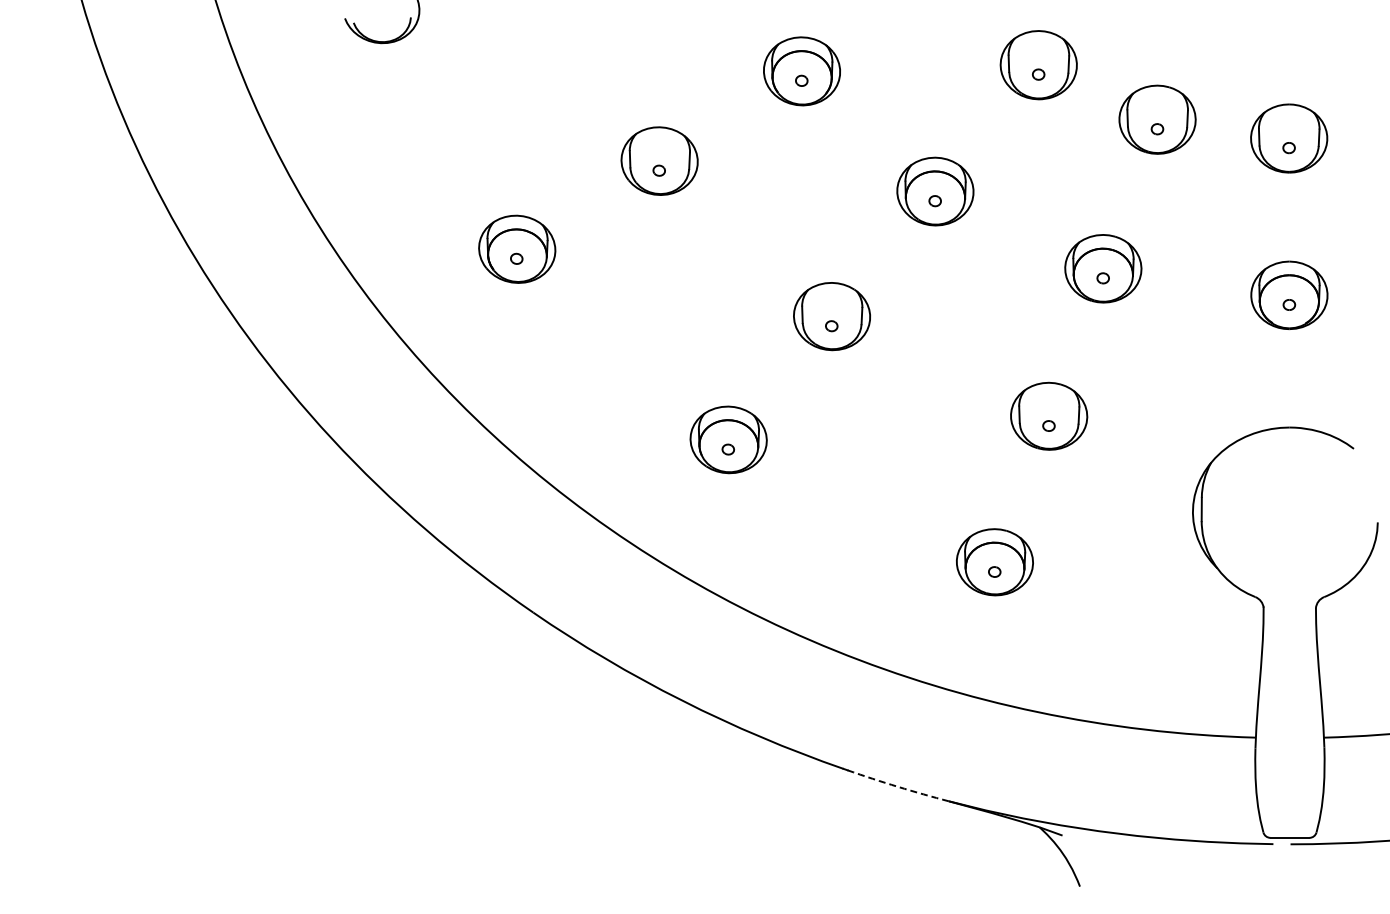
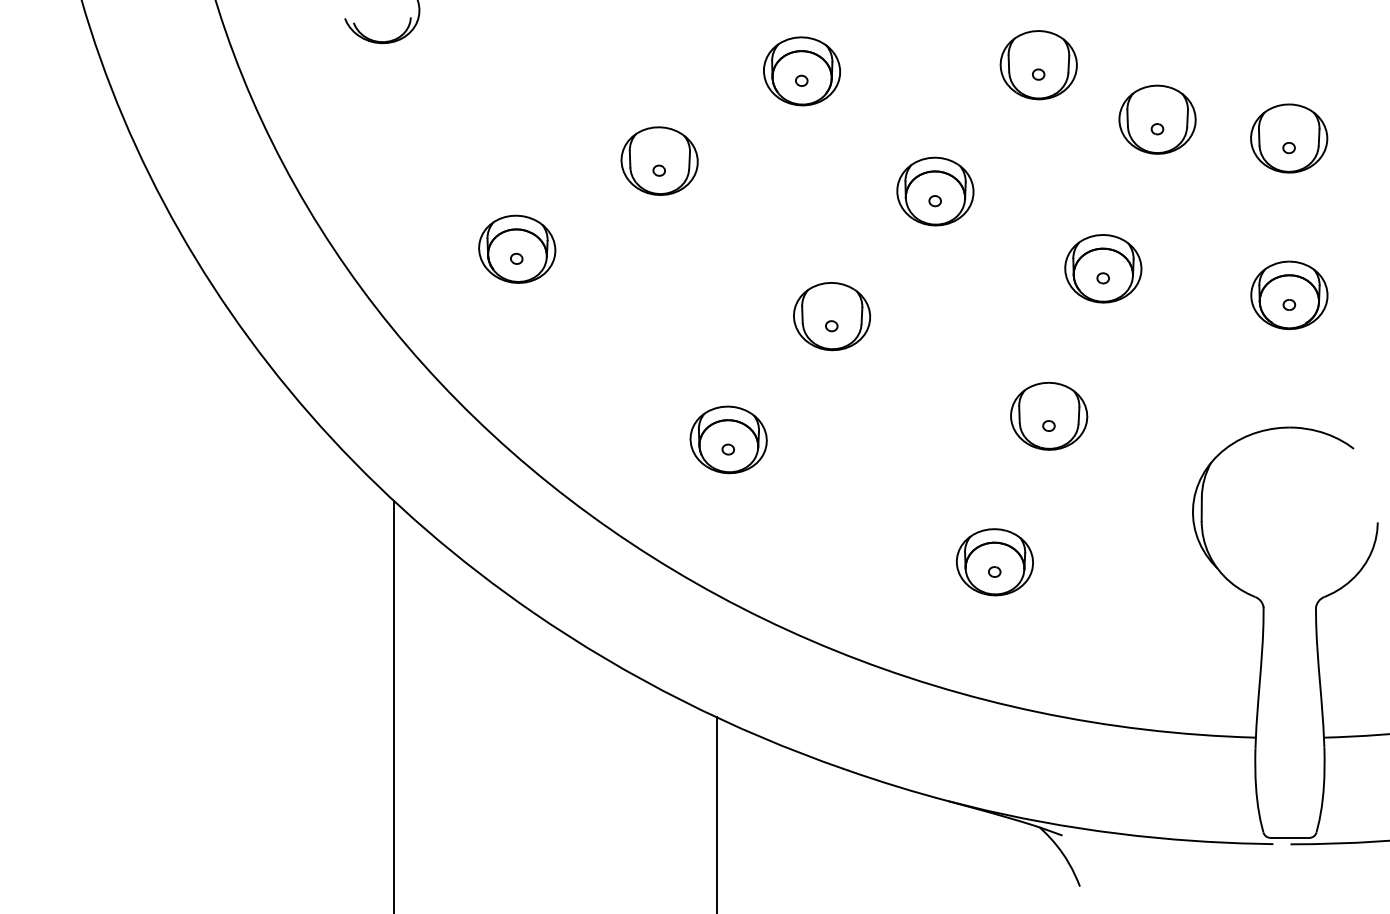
line: none -> present (393, 705)
arc: dashed -> solid (898, 786)
line: none -> present (716, 813)
